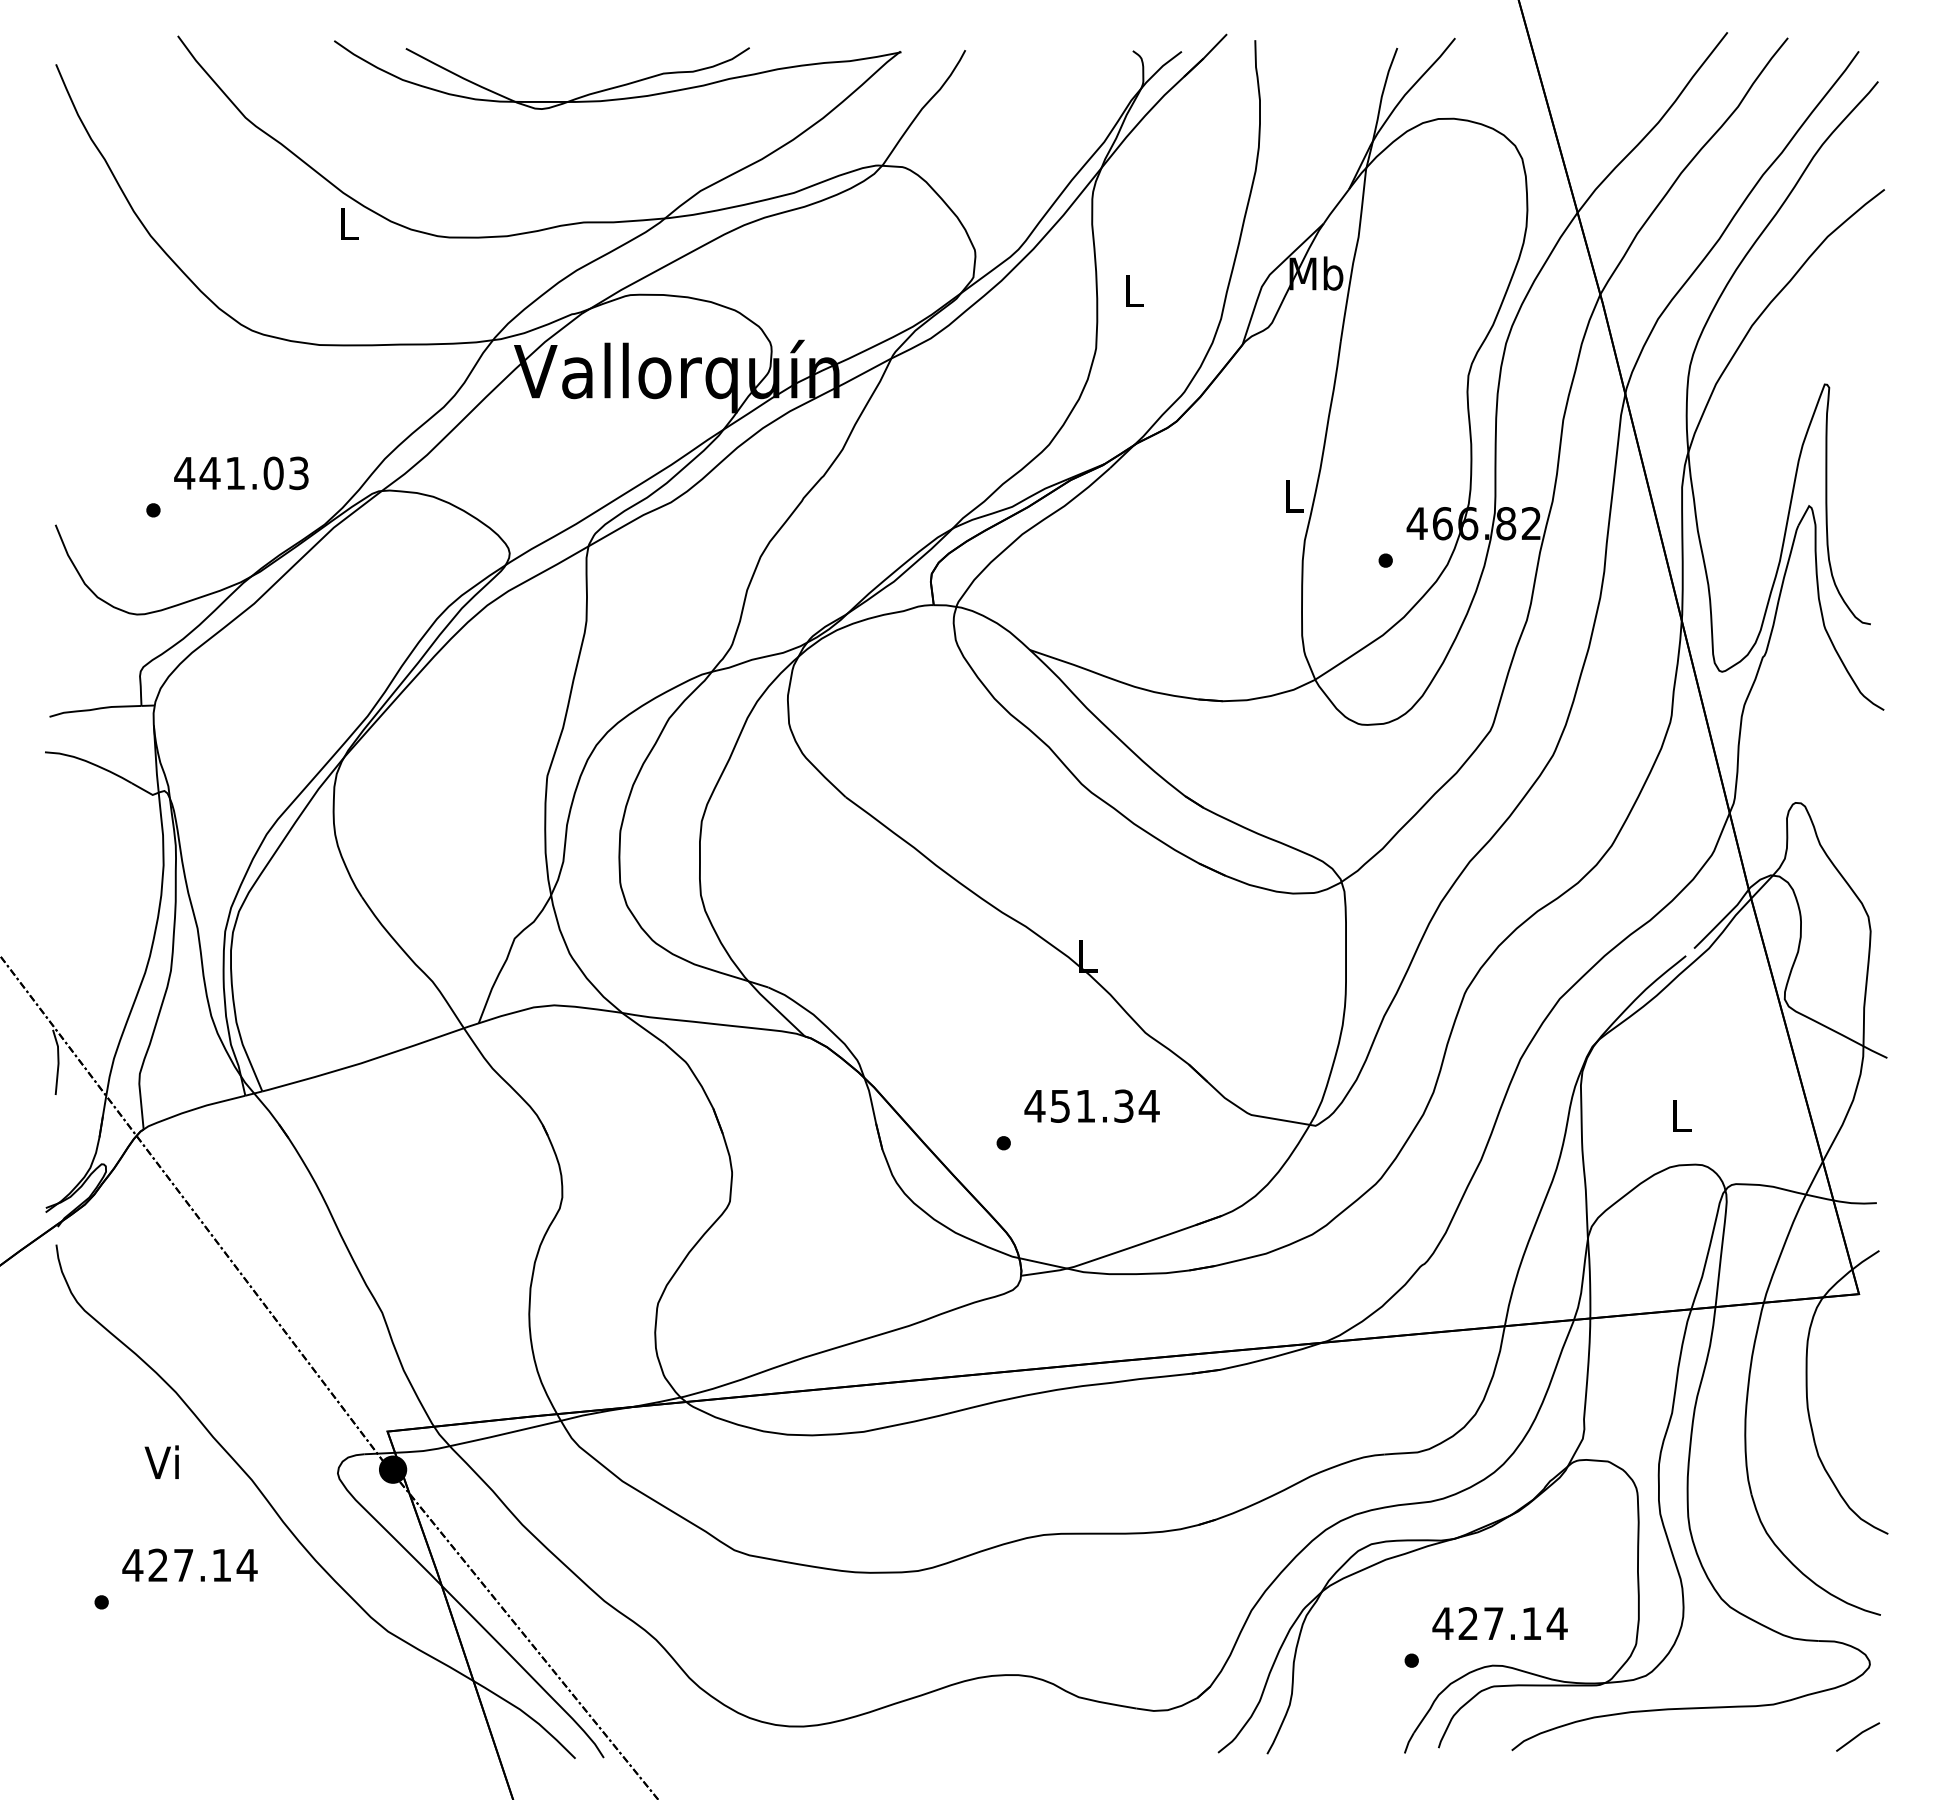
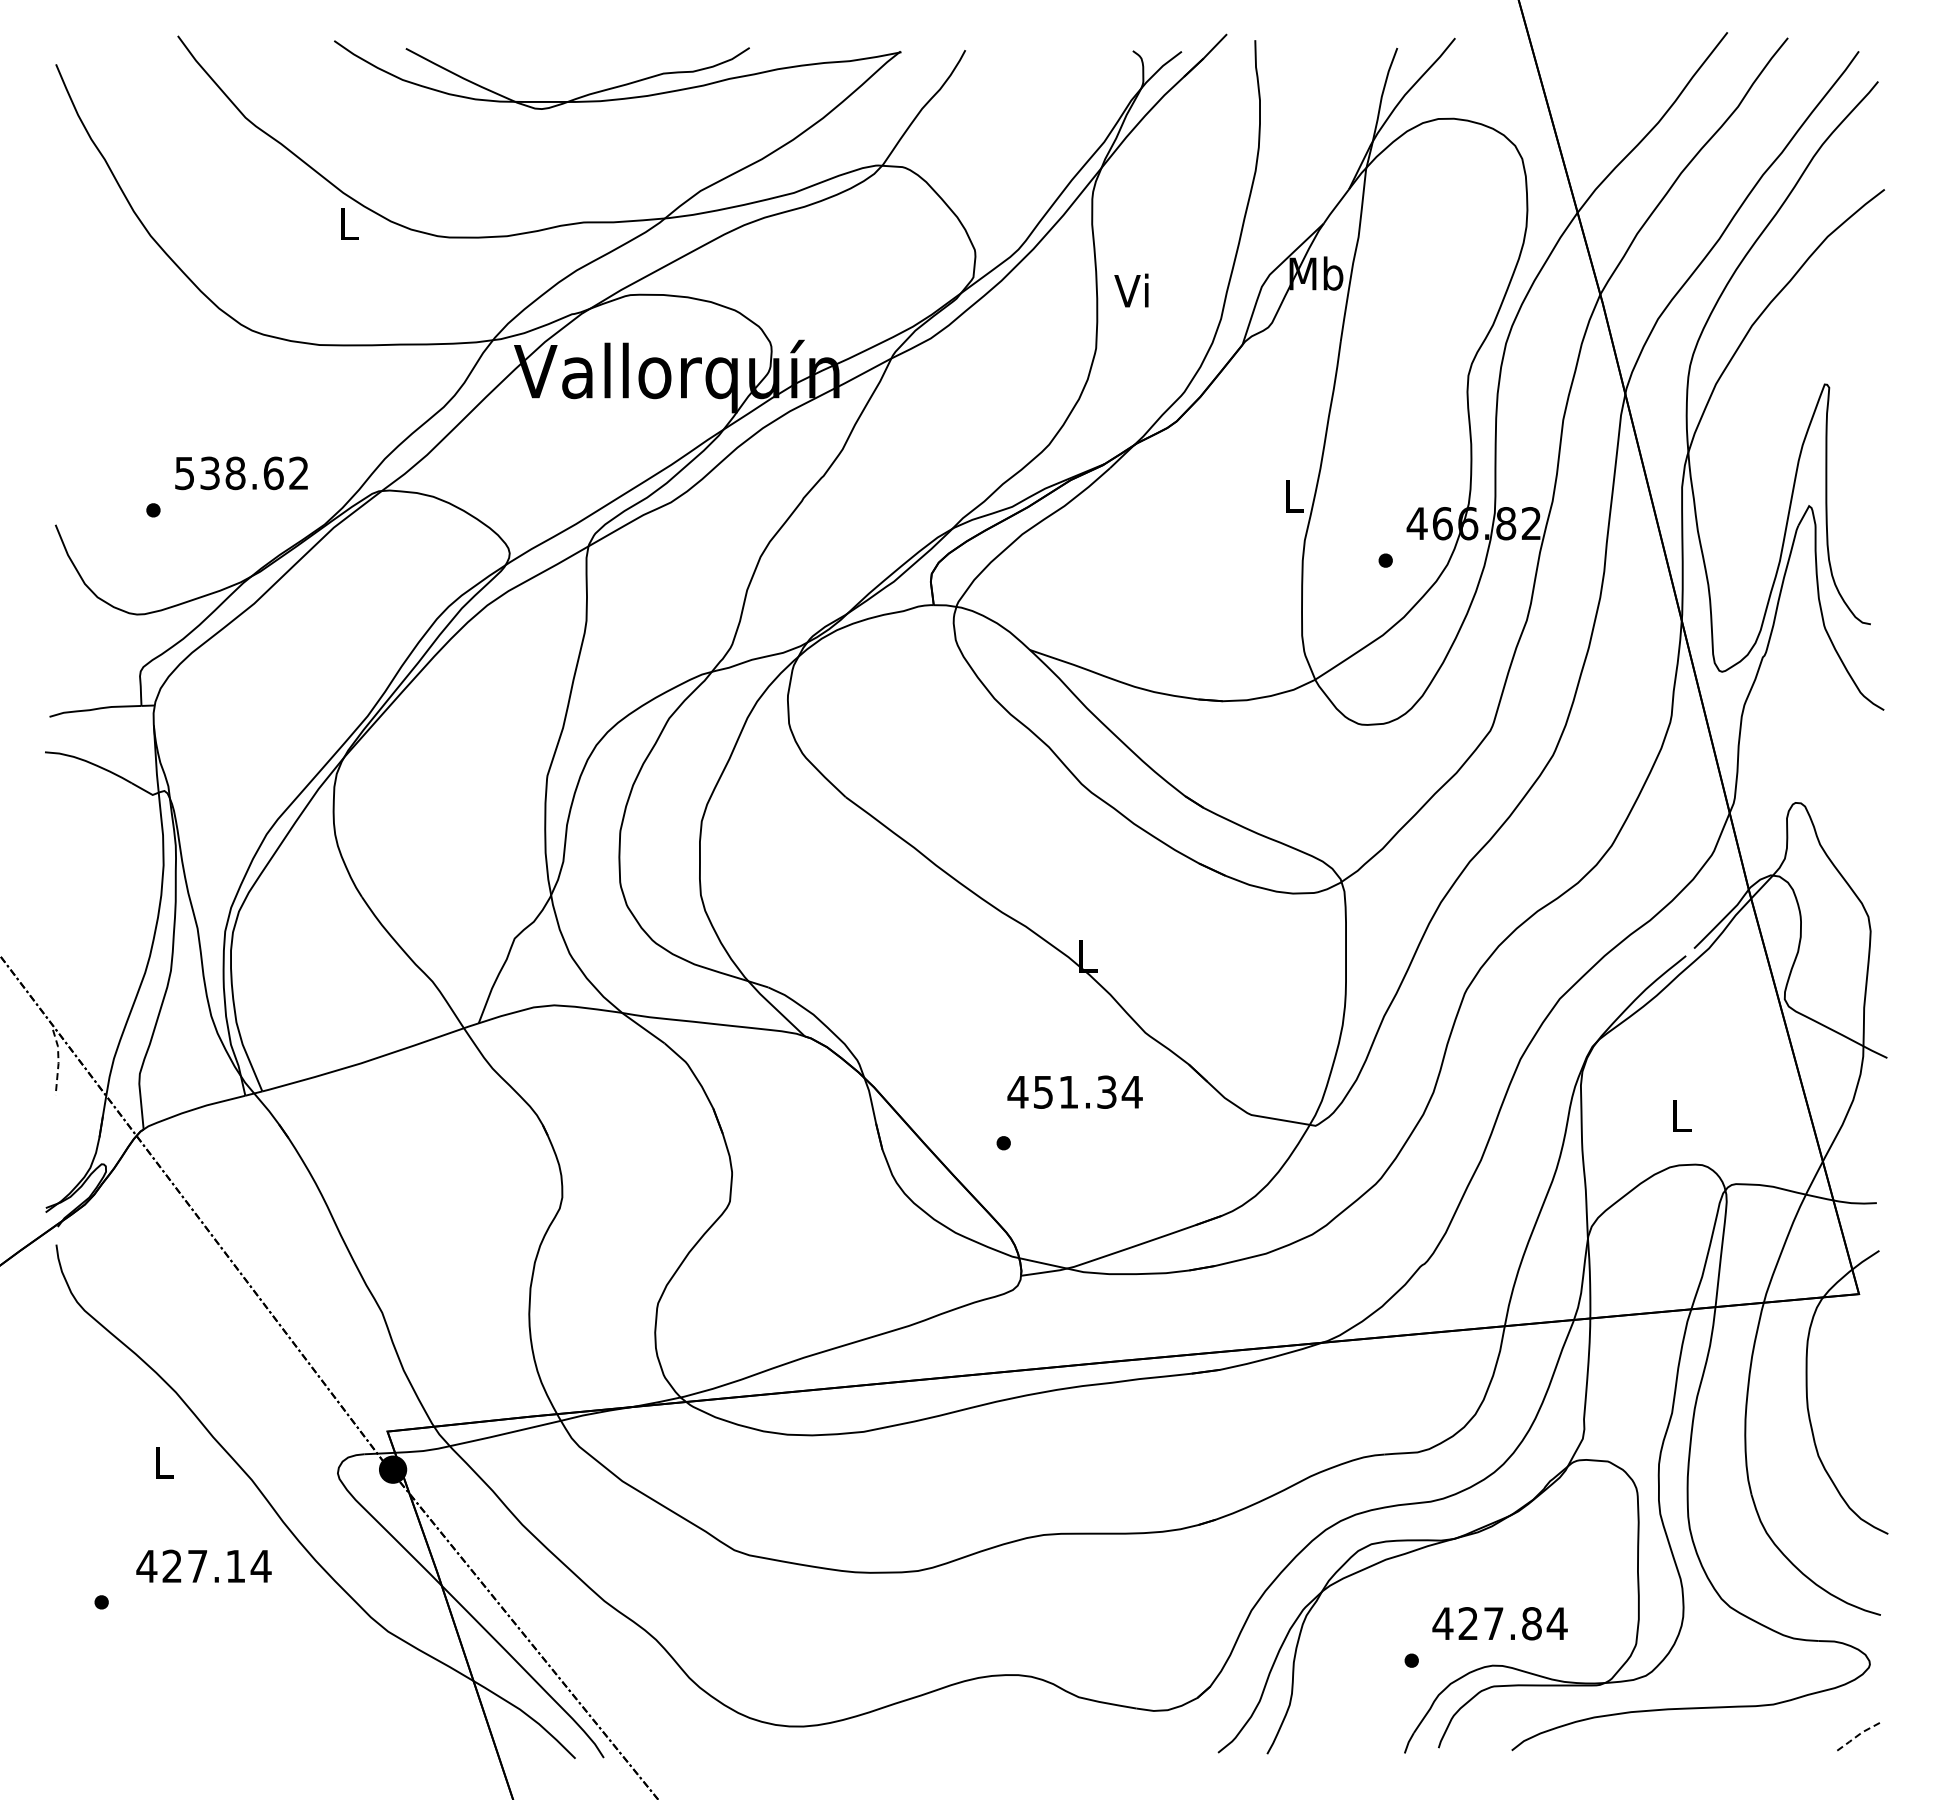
text: L -> Vi (1131, 290)
text: 441.03 -> 538.62 (241, 473)
line: solid -> dashed (58, 1061)
text position: (1091, 1105) -> (1074, 1091) (1074, 1091)
text: Vi -> L (161, 1461)
text position: (189, 1564) -> (203, 1565) (203, 1565)
text: 427.14 -> 427.84 (1531, 1623)
line: solid -> dashed (1857, 1736)
